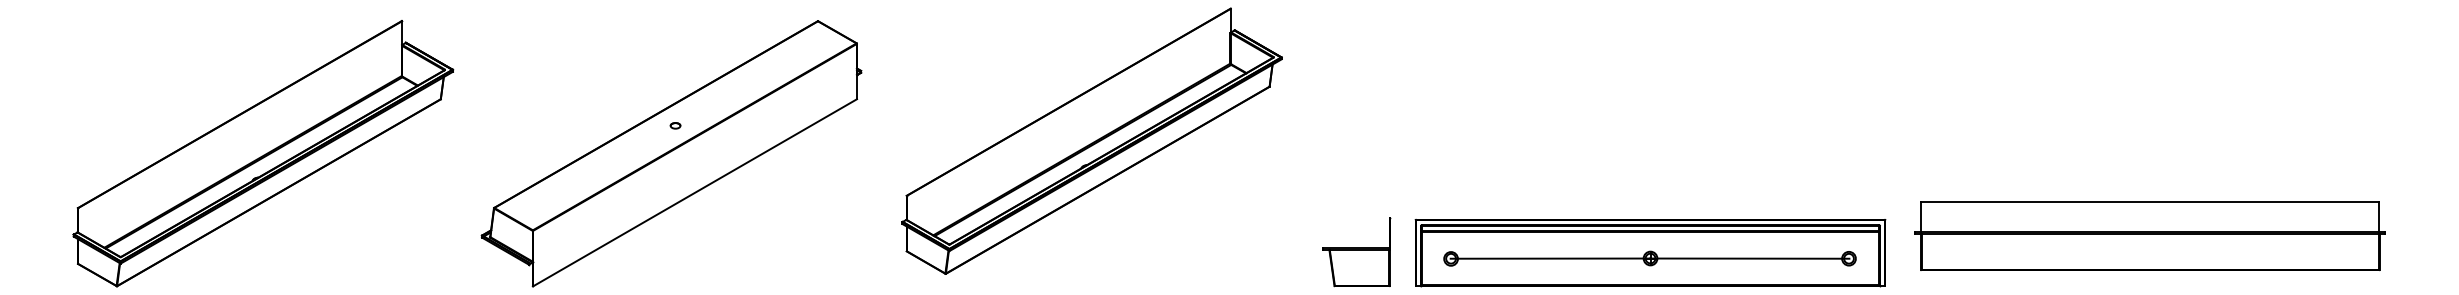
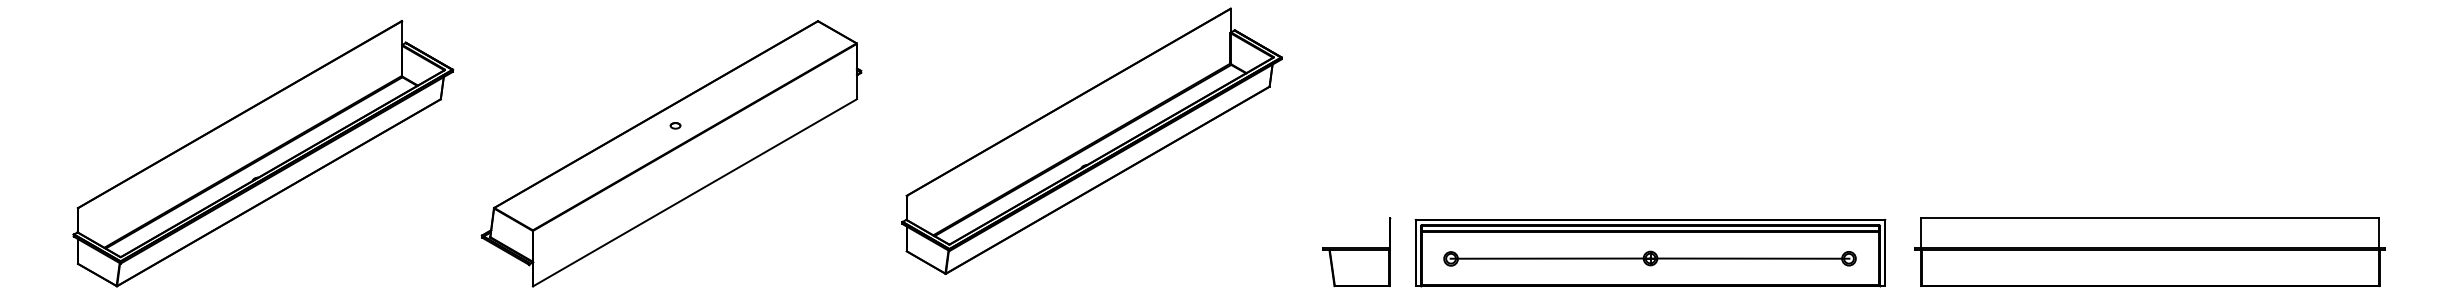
part position: (2149, 235) -> (2149, 251) (2149, 251)
